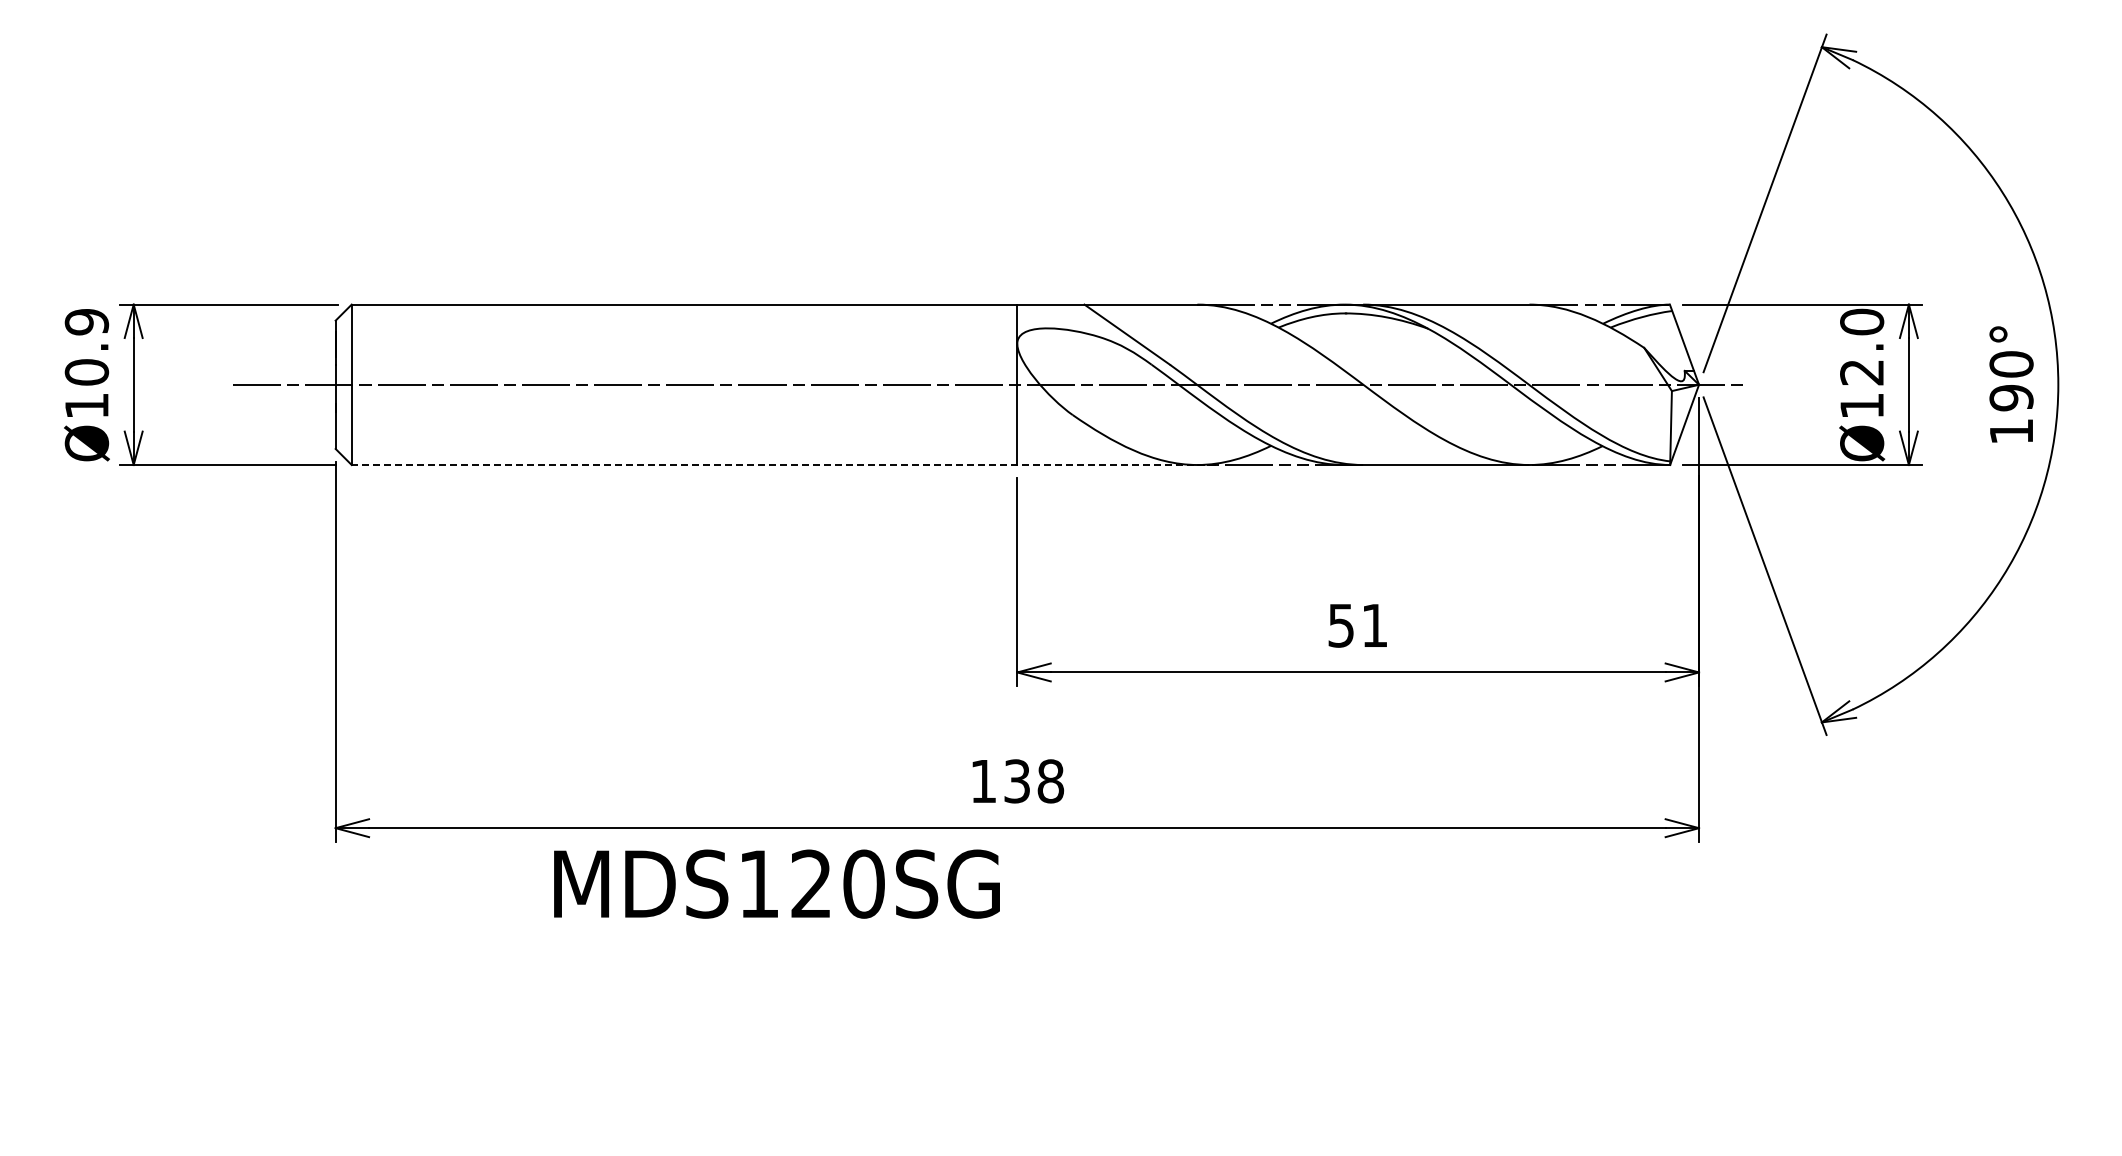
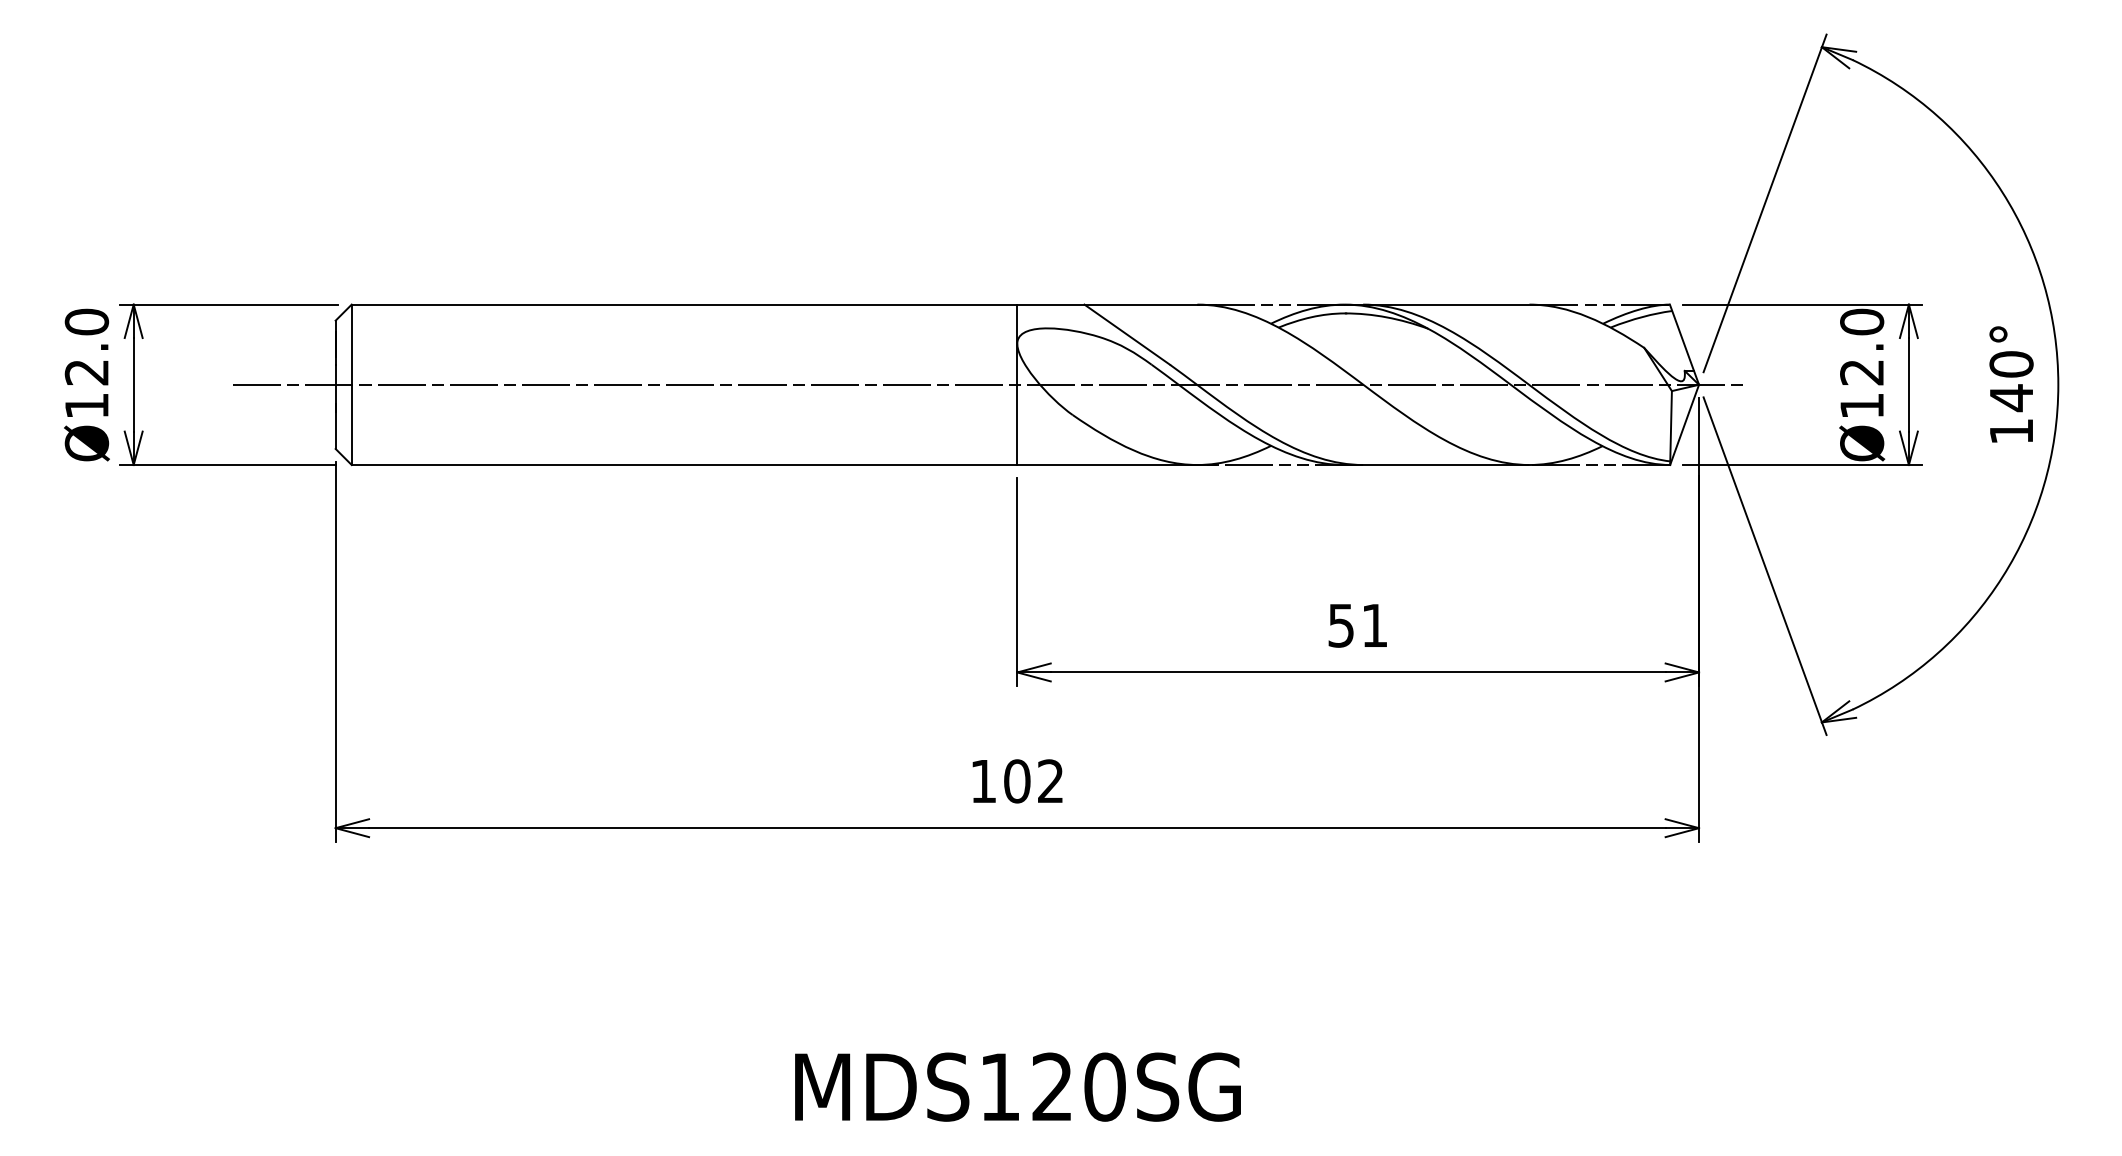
text: Ø10.9 -> Ø12.0 (86, 346)
text: 190° -> 140° (2011, 398)
line: dashed -> solid (783, 465)
text: 138 -> 102 (1034, 781)
text position: (776, 883) -> (1017, 1086) (1017, 1086)
